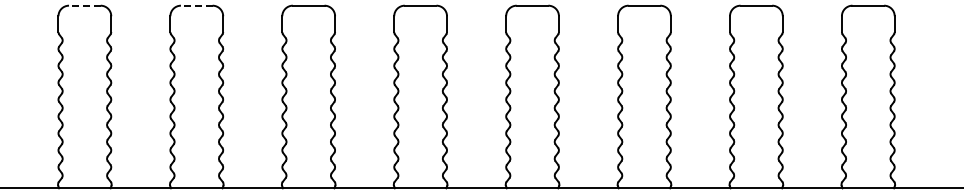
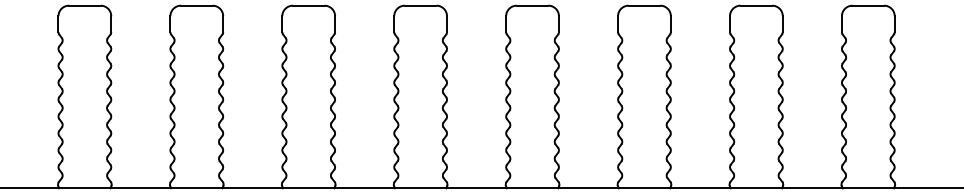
line: dashed -> solid (84, 5)
line: dashed -> solid (196, 5)
